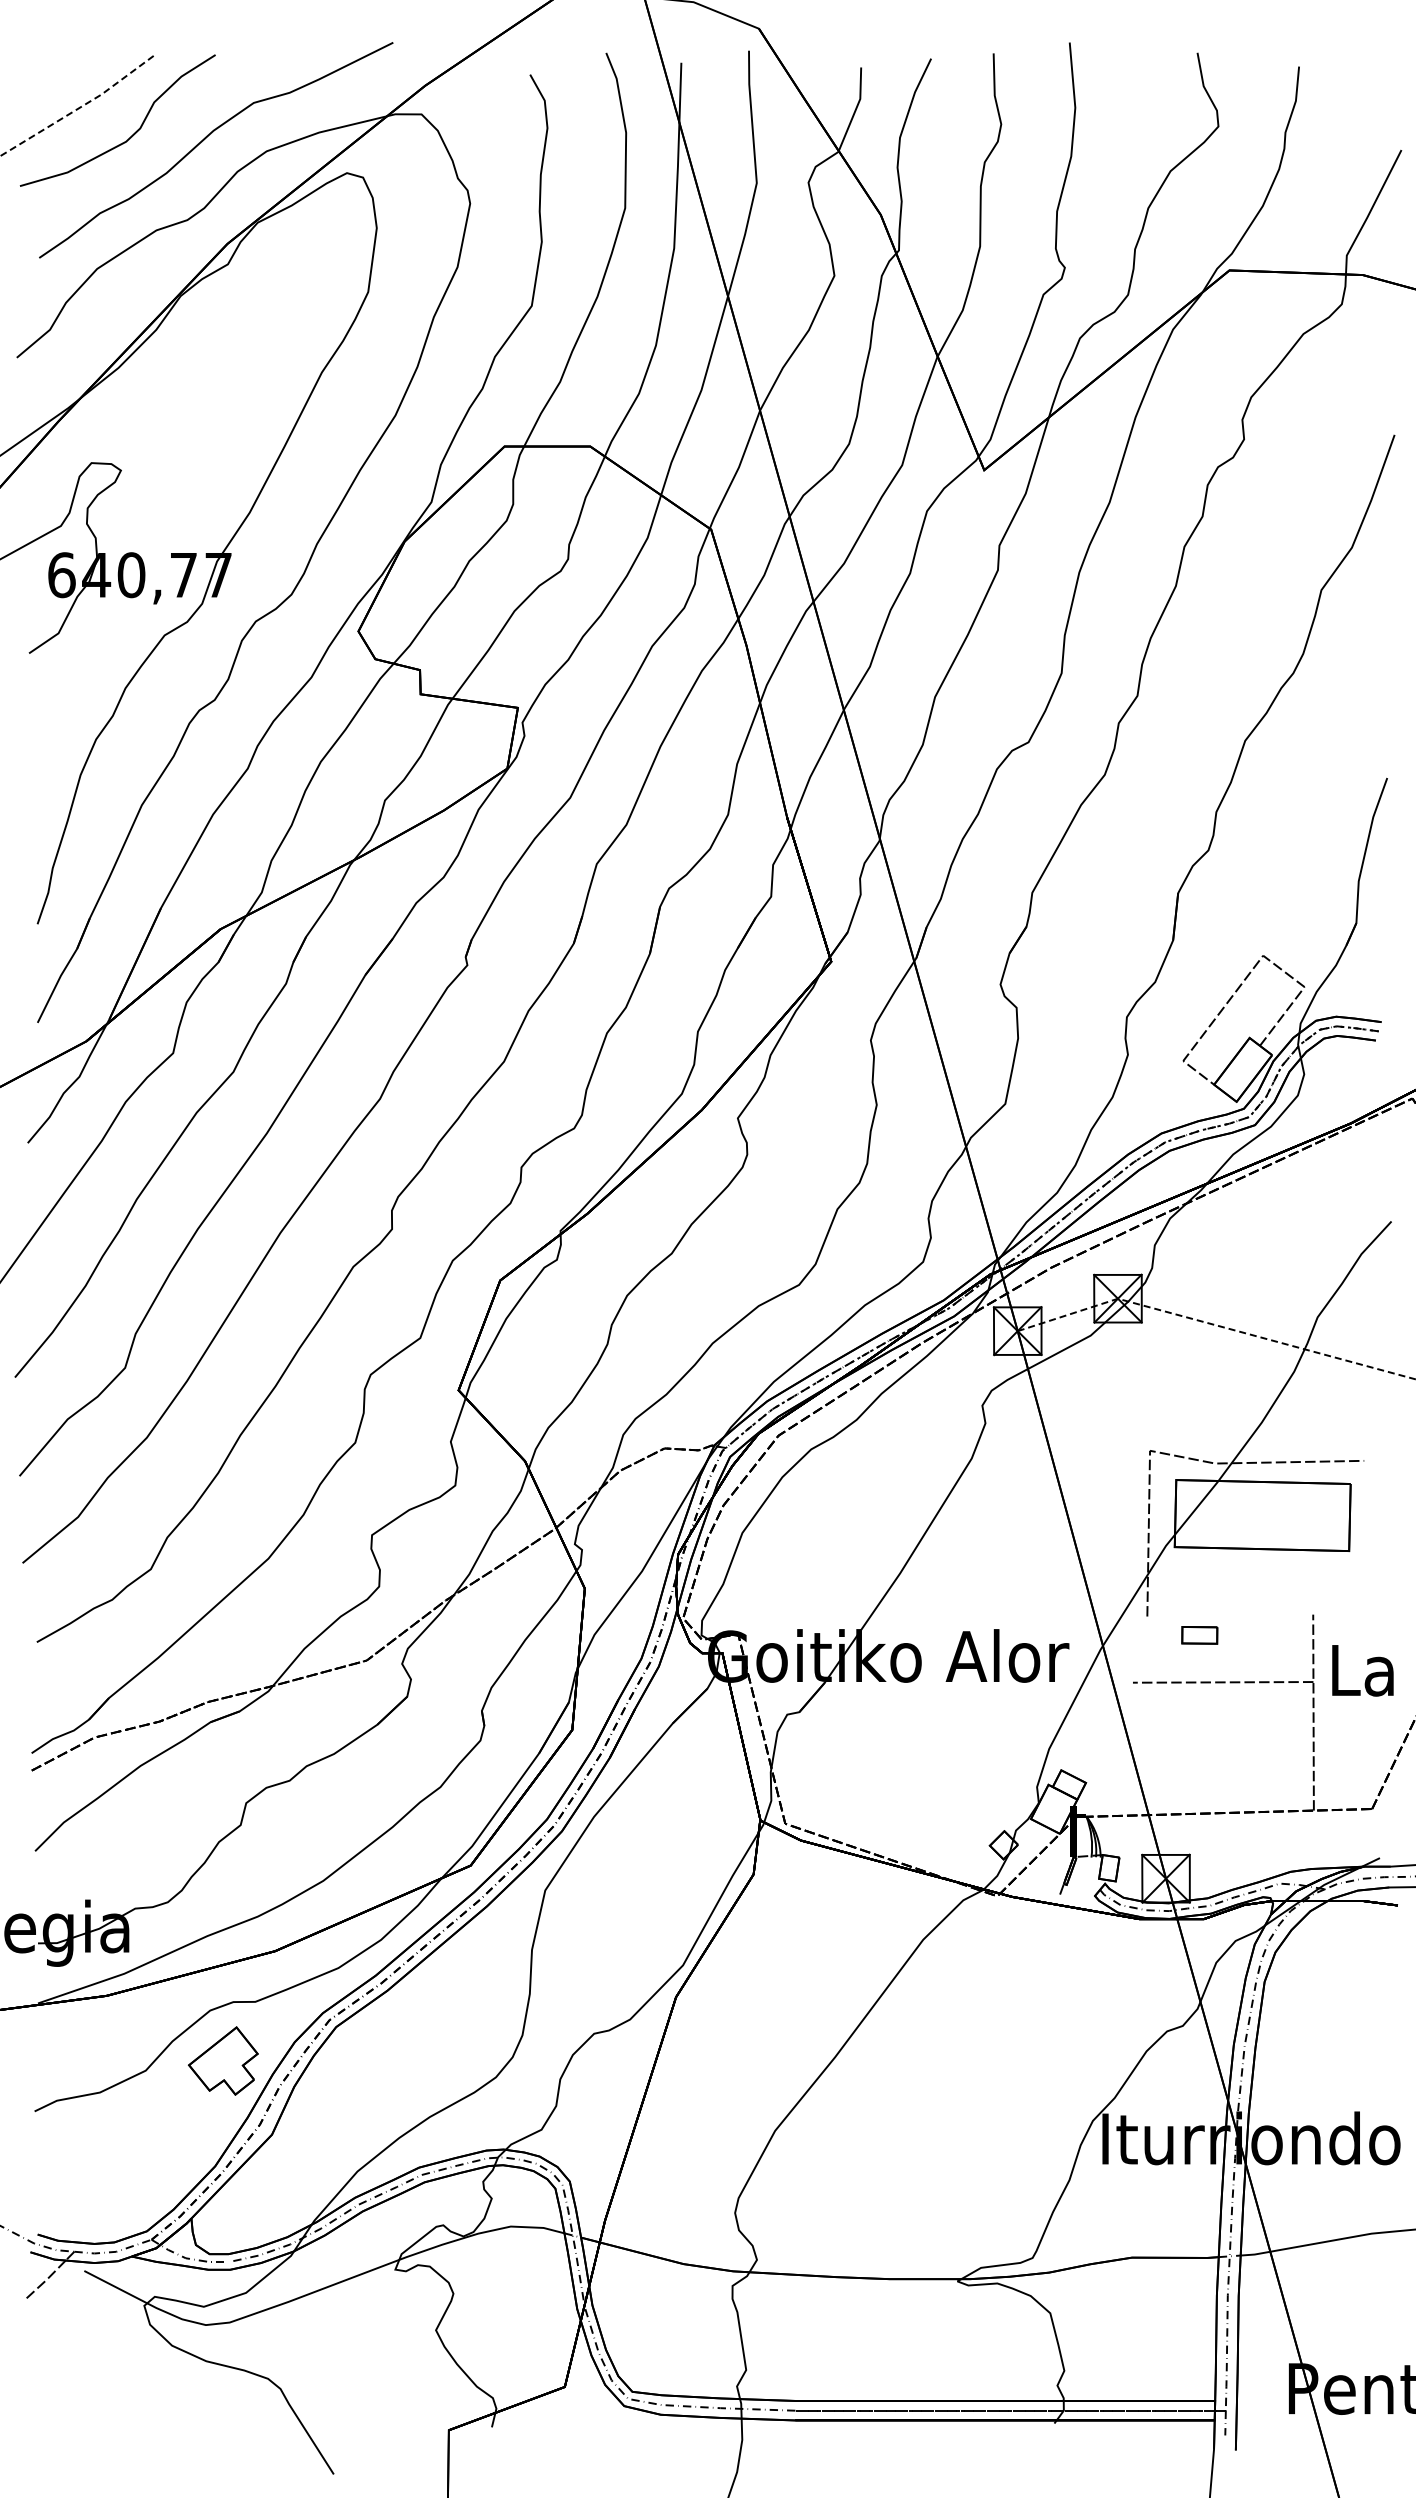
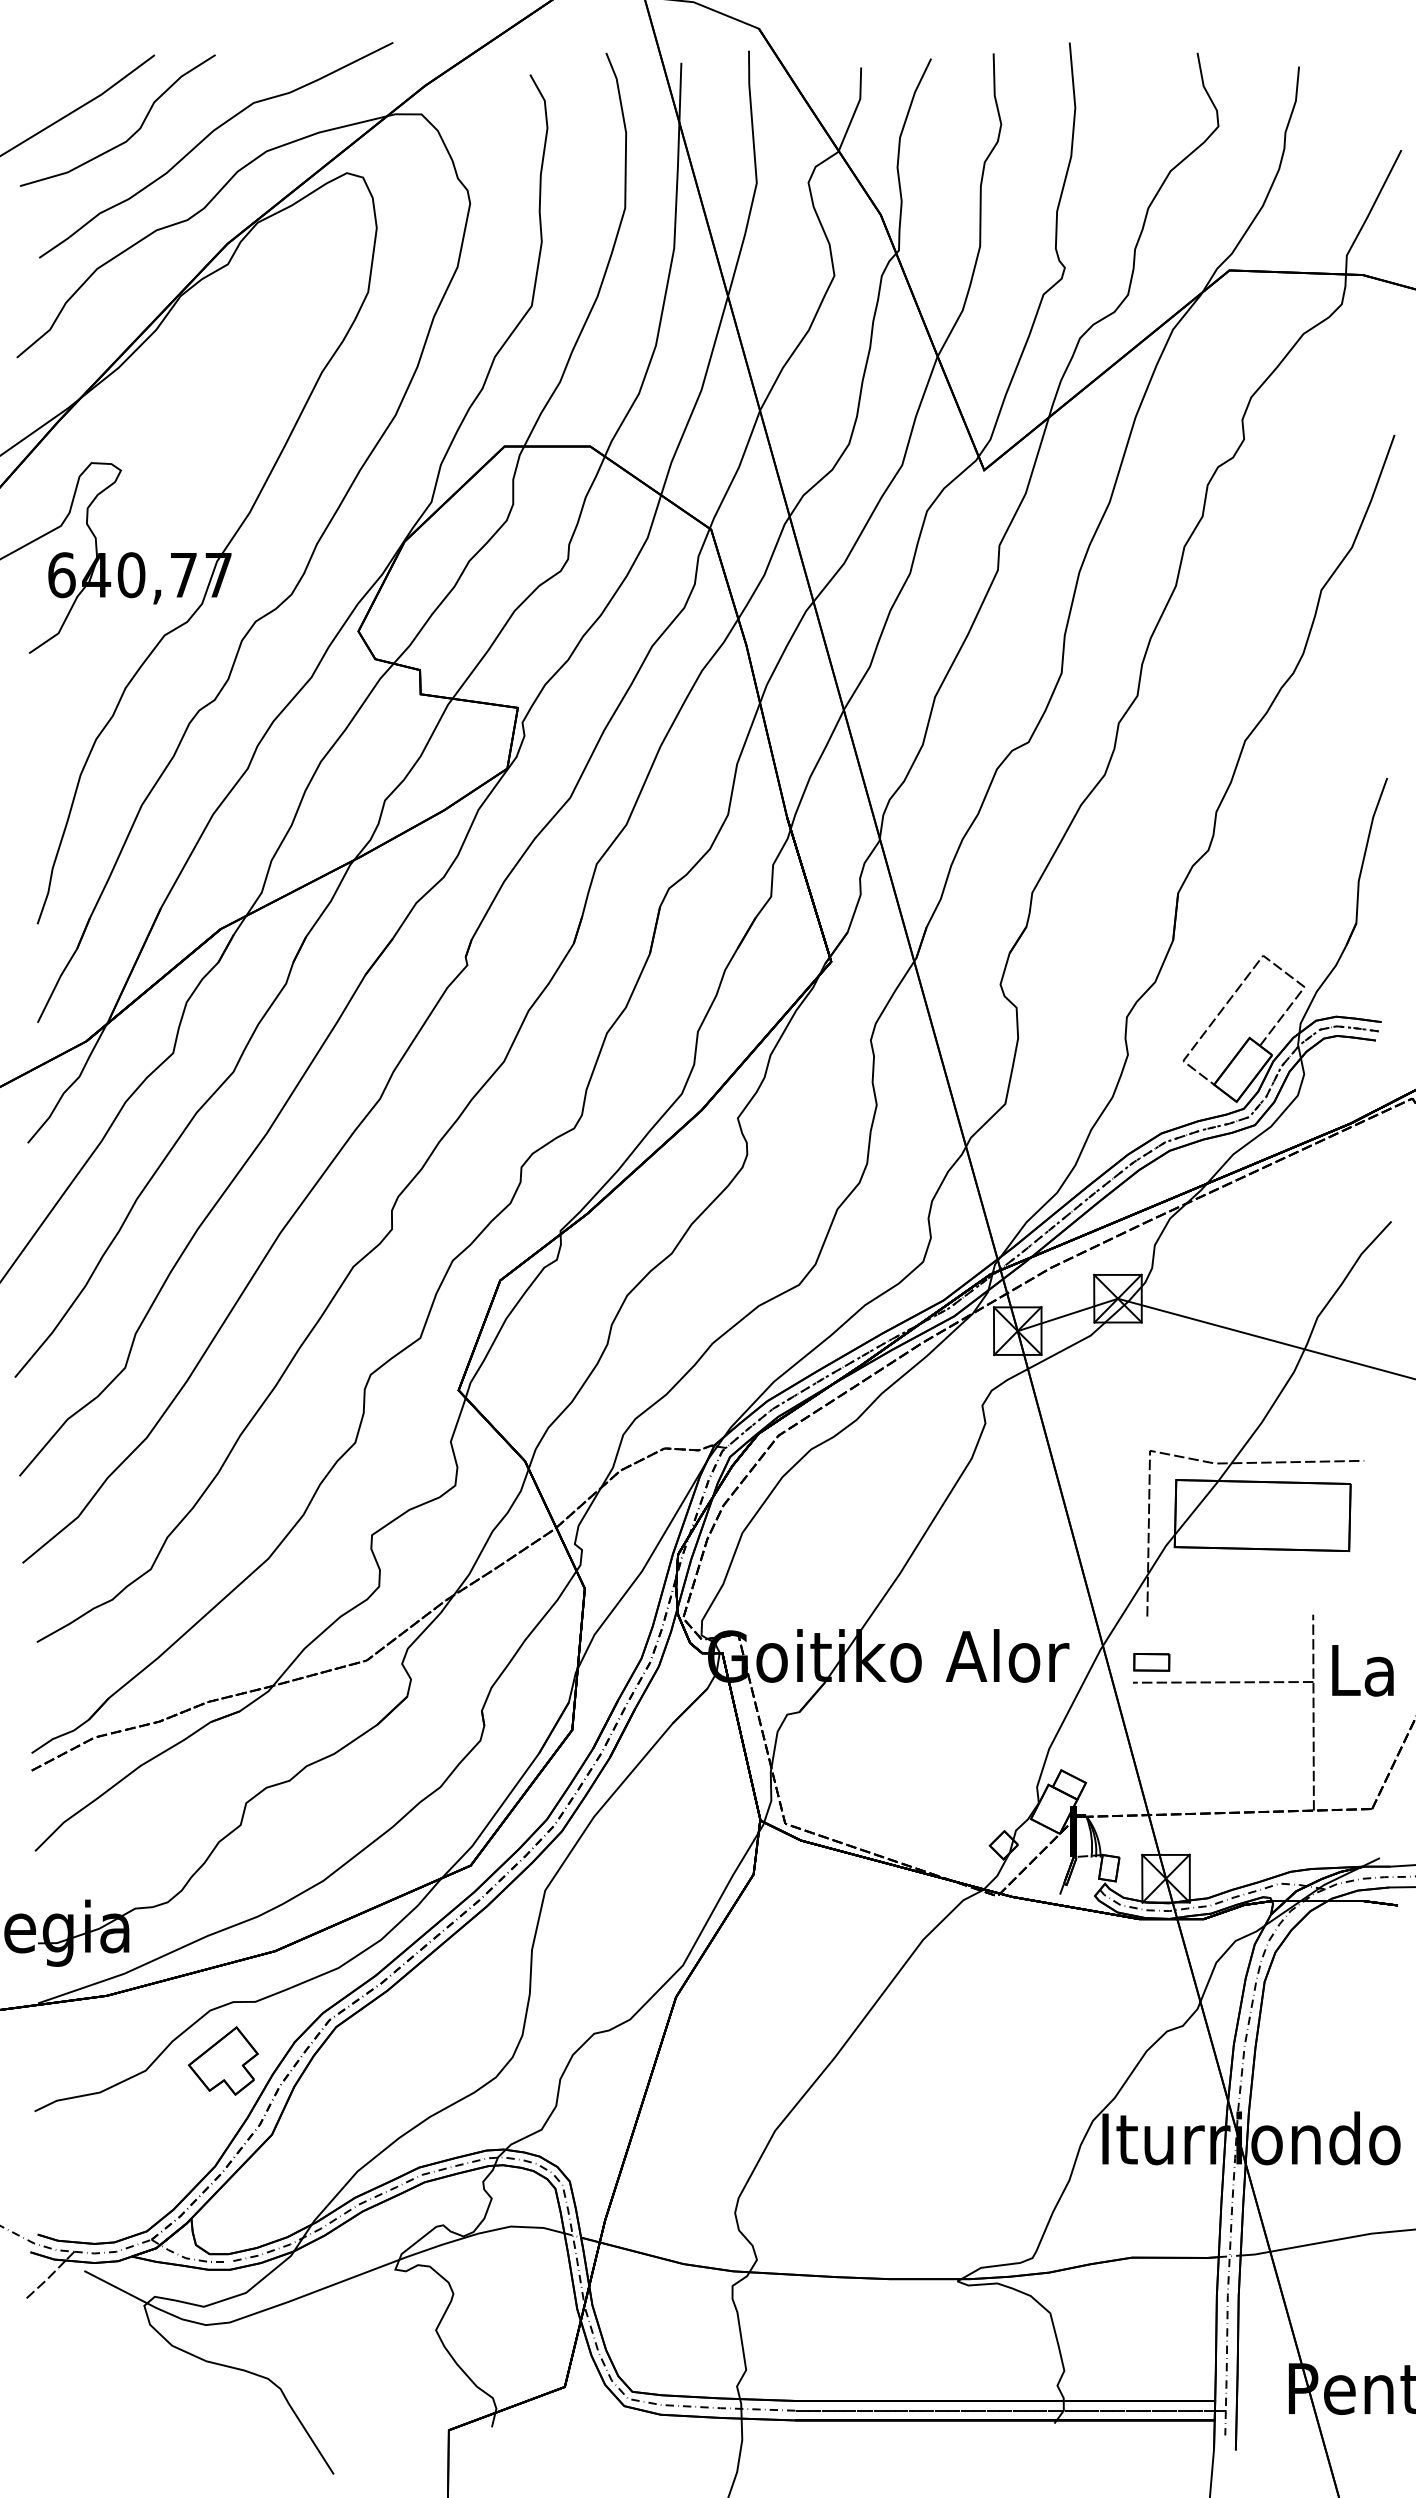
line: dashed -> solid (80, 107)
line: dashed -> solid (1215, 1325)
part position: (1199, 1635) -> (1151, 1662) (1151, 1662)
